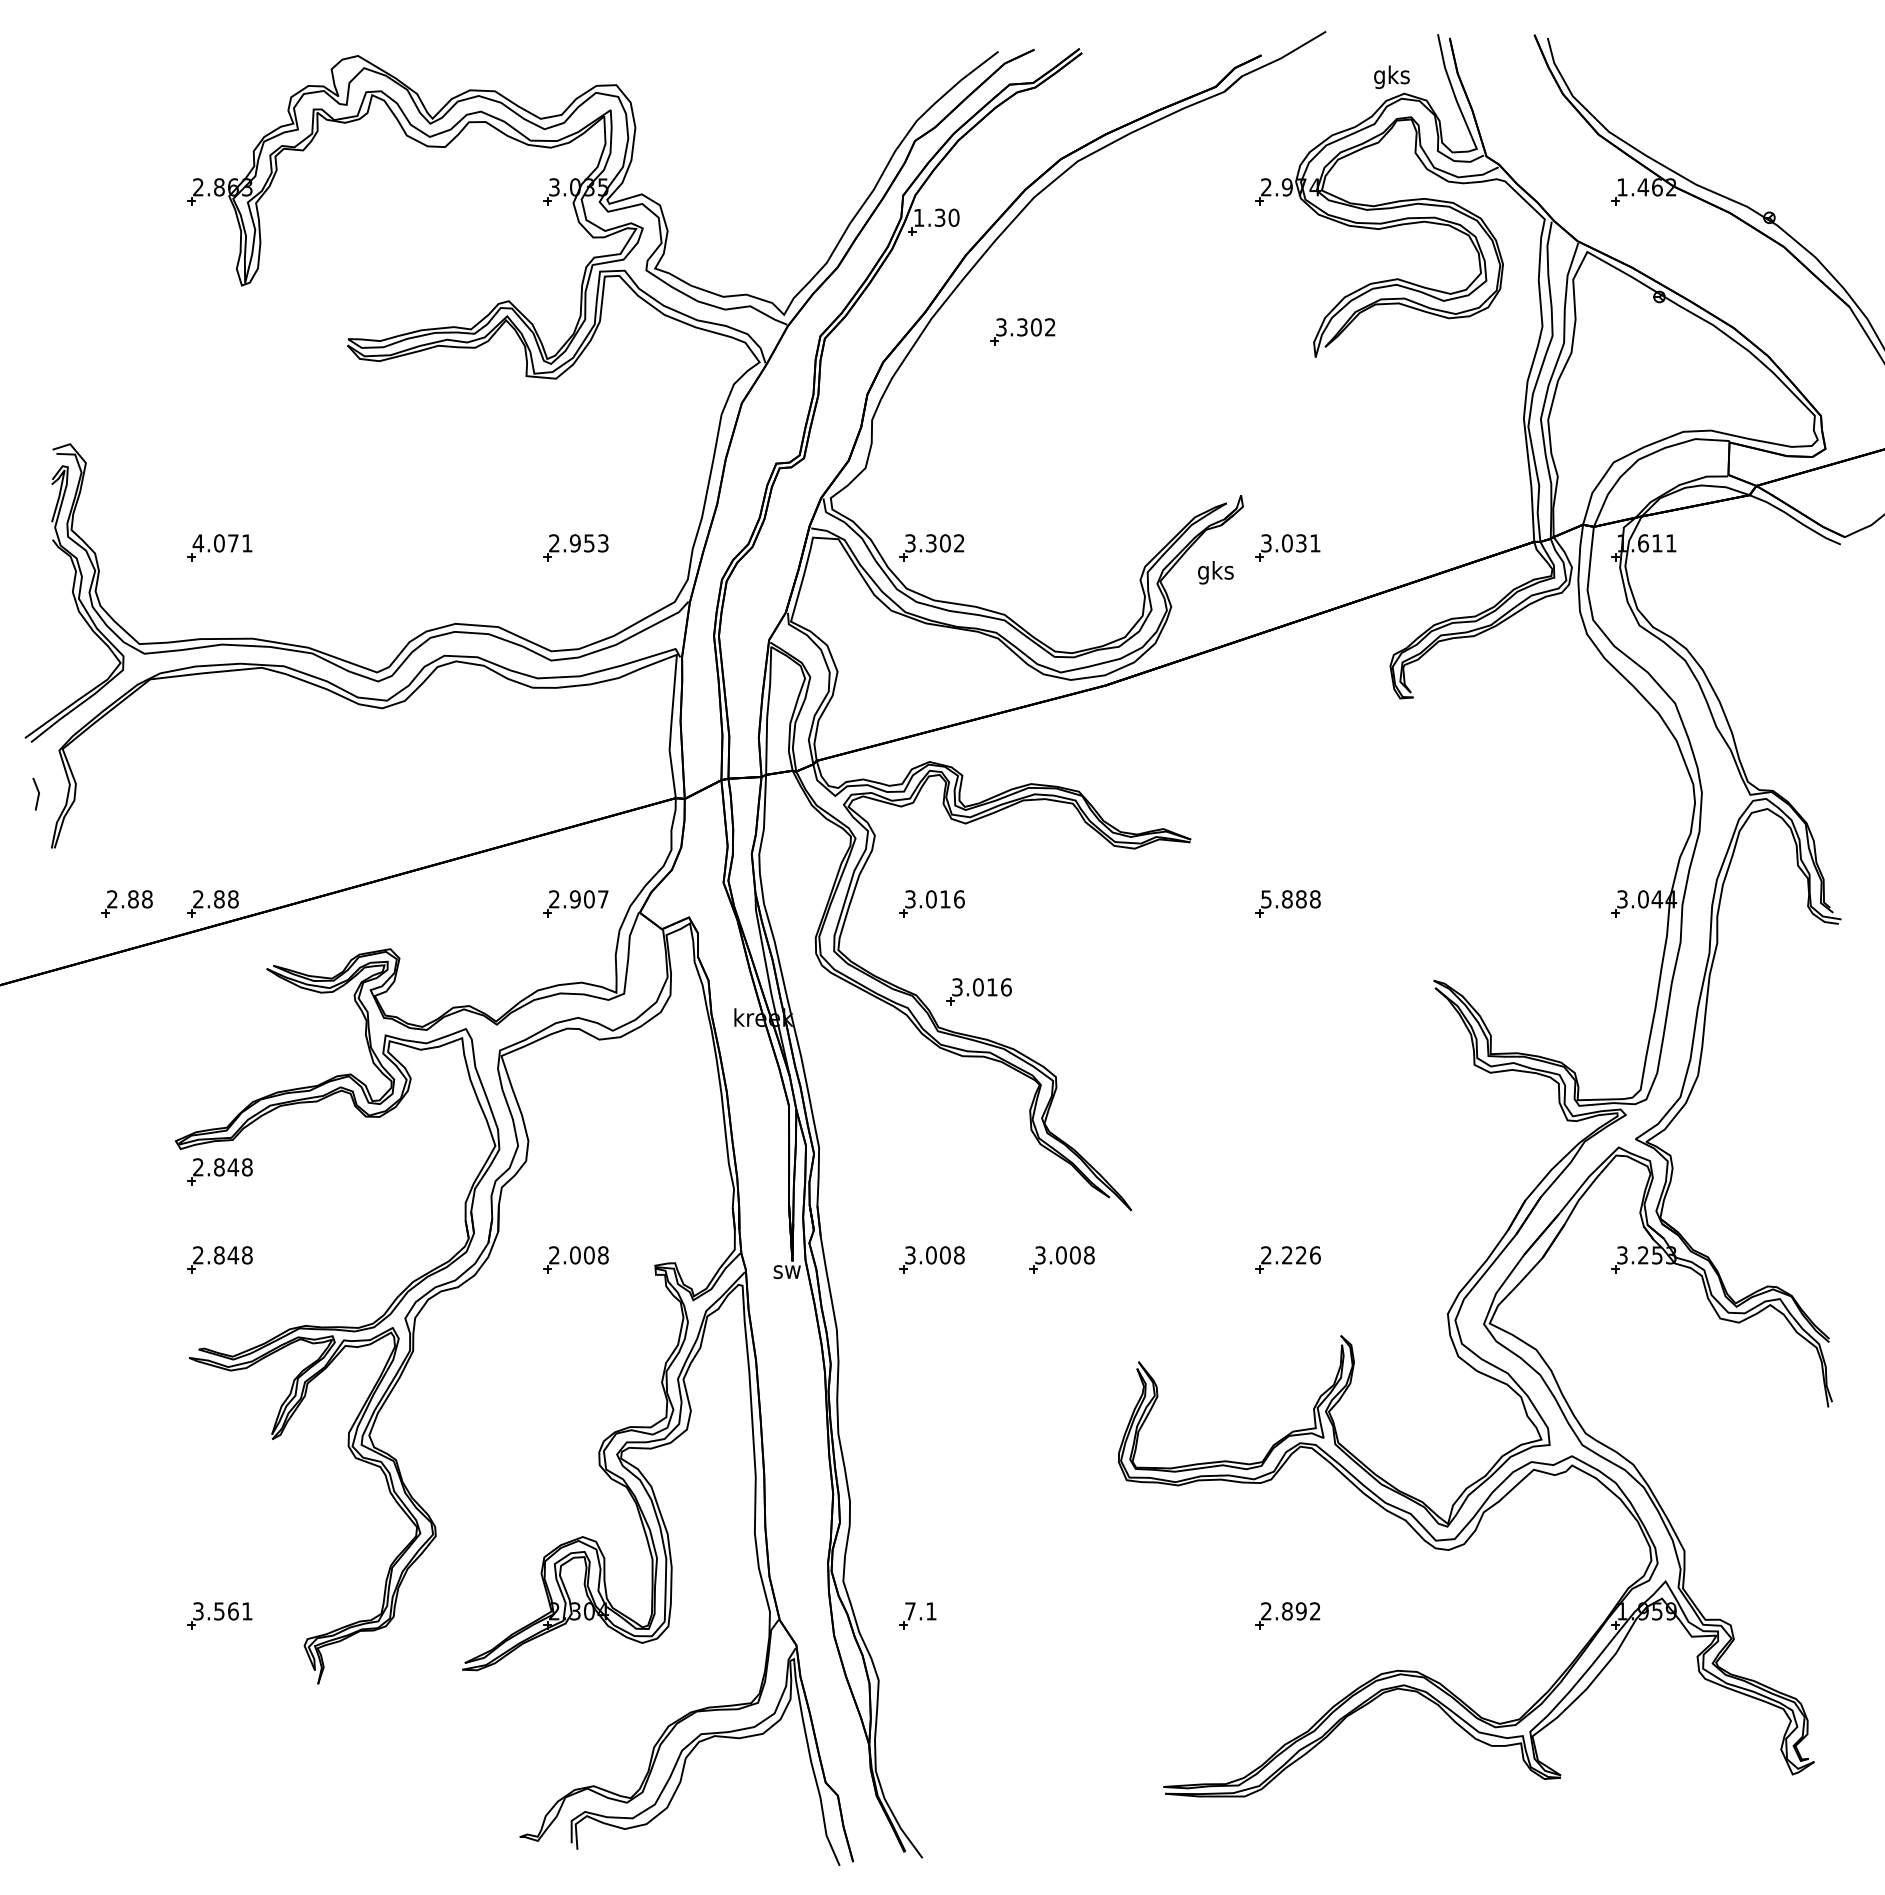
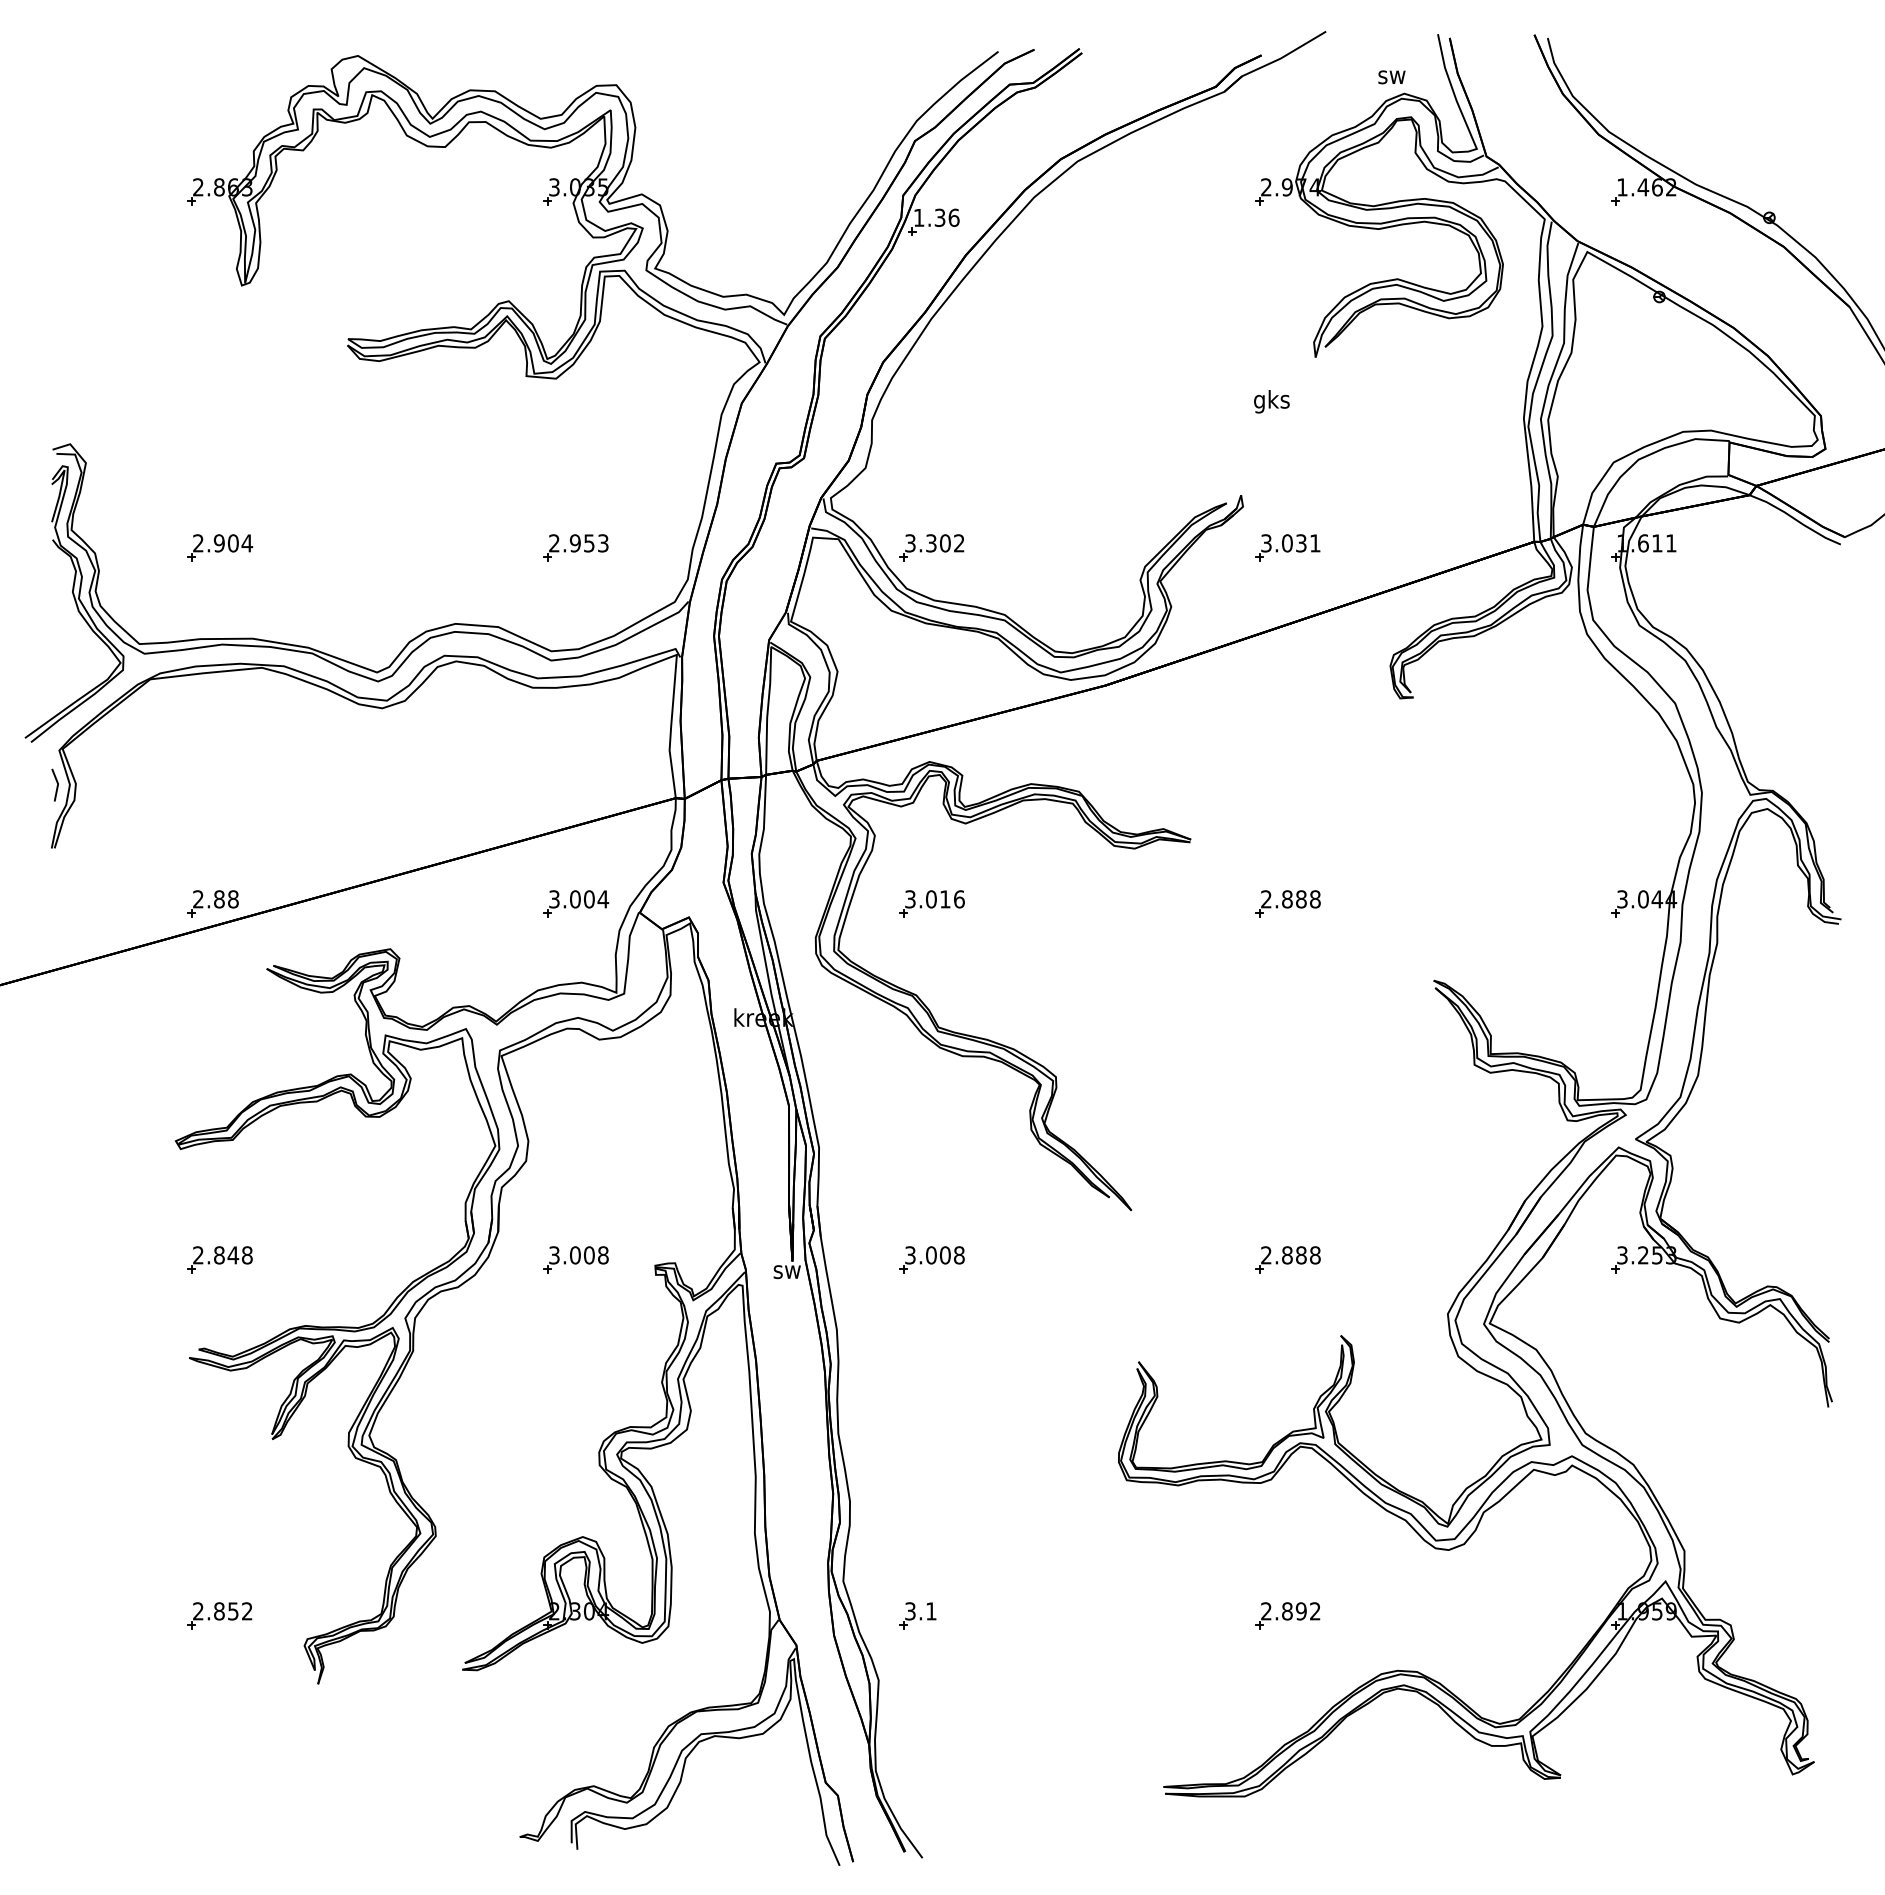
text: gks -> sw (1391, 77)
text: 1.30 -> 1.36 (953, 217)
part: present -> none (1022, 331)
text: 4.071 -> 2.904 (222, 543)
text position: (1215, 572) -> (1271, 401) (1271, 401)
line position: (37, 791) -> (56, 782) (56, 782)
text: 2.907 -> 3.004 (579, 899)
text: 5.888 -> 2.888 (1266, 899)
part: present -> none (126, 903)
part: present -> none (978, 991)
part: present -> none (219, 1171)
text: 2.008 -> 3.008 (554, 1255)
text: 2.226 -> 2.888 (1301, 1255)
part: present -> none (1061, 1259)
text: 3.561 -> 2.852 (222, 1611)
text: 7.1 -> 3.1 (910, 1611)
